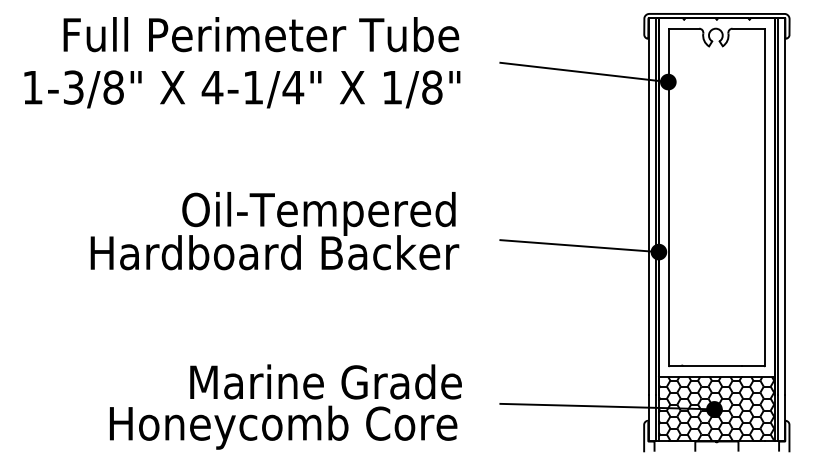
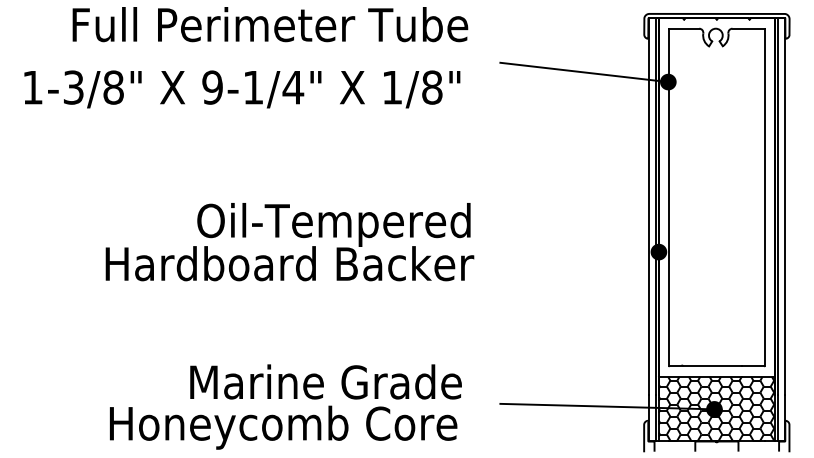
text position: (261, 34) -> (270, 24) (270, 24)
text: 4-1/4" -> 9-1/4" (212, 87)
text position: (274, 231) -> (289, 242) (289, 242)
line: present -> none (579, 246)
